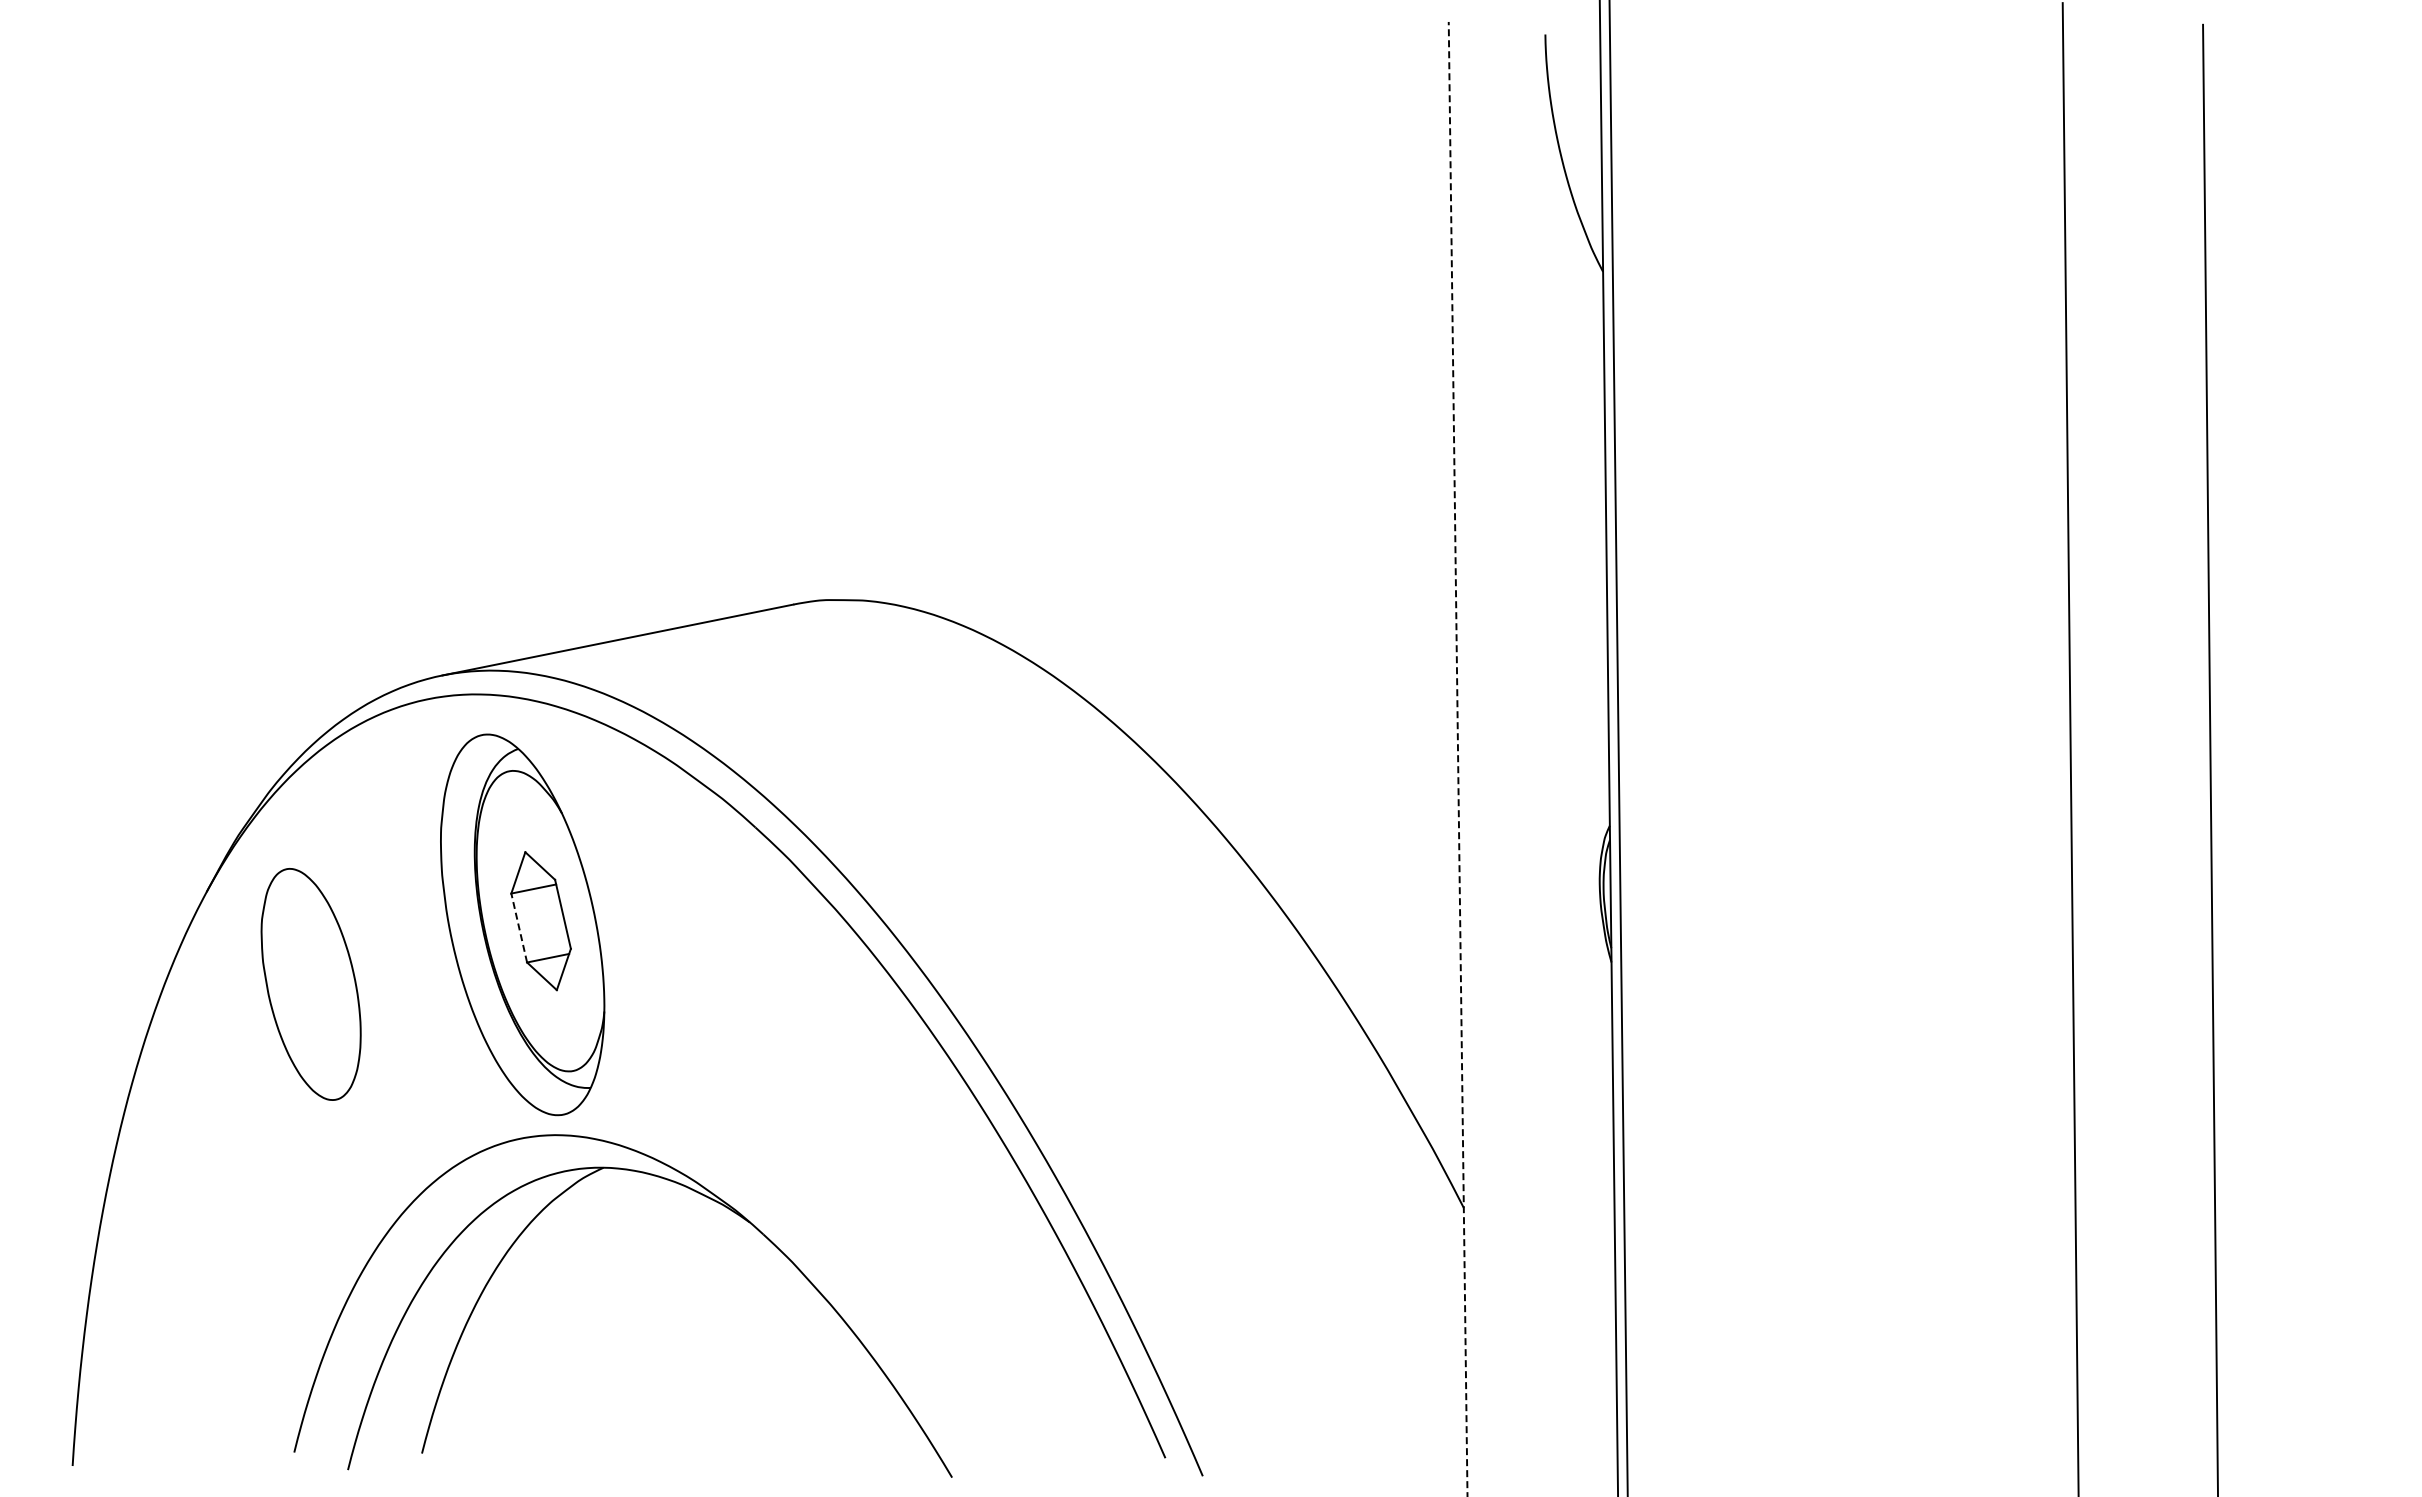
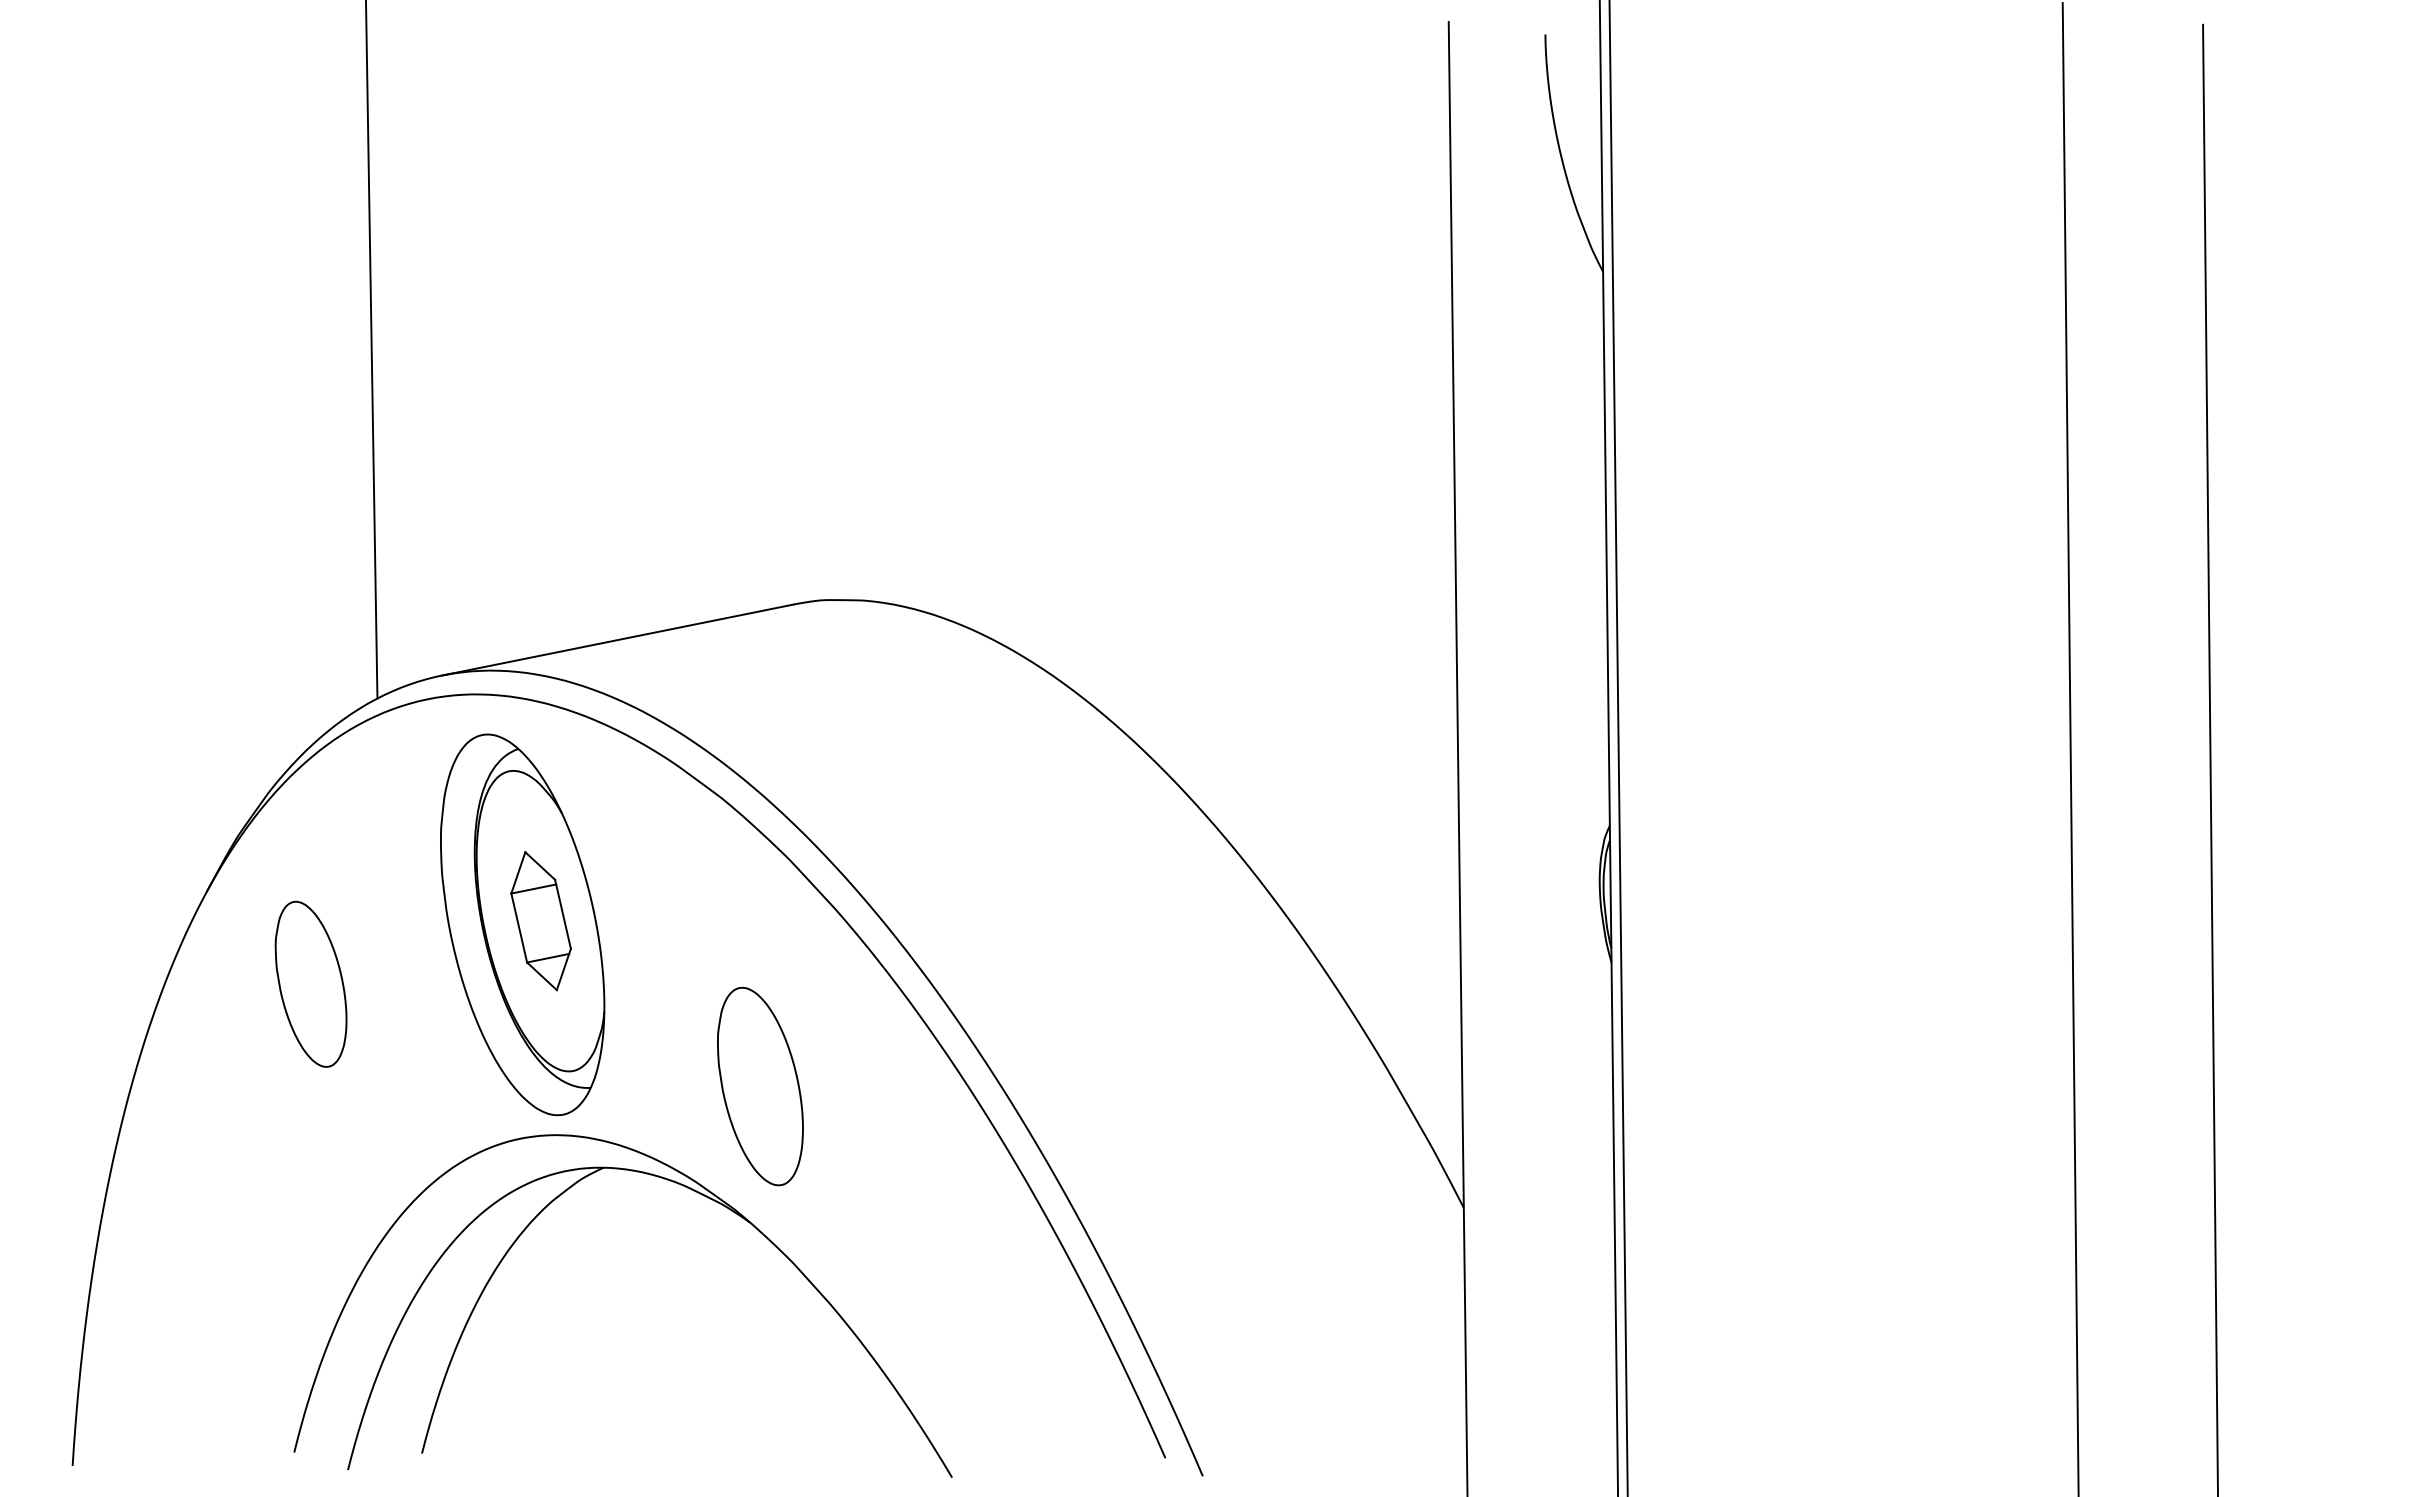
line: none -> present (371, 350)
line: dashed -> solid (1458, 758)
line: dashed -> solid (519, 927)
part size: 102x233 px -> 74x168 px (310, 983)
part: none -> present (760, 1086)
